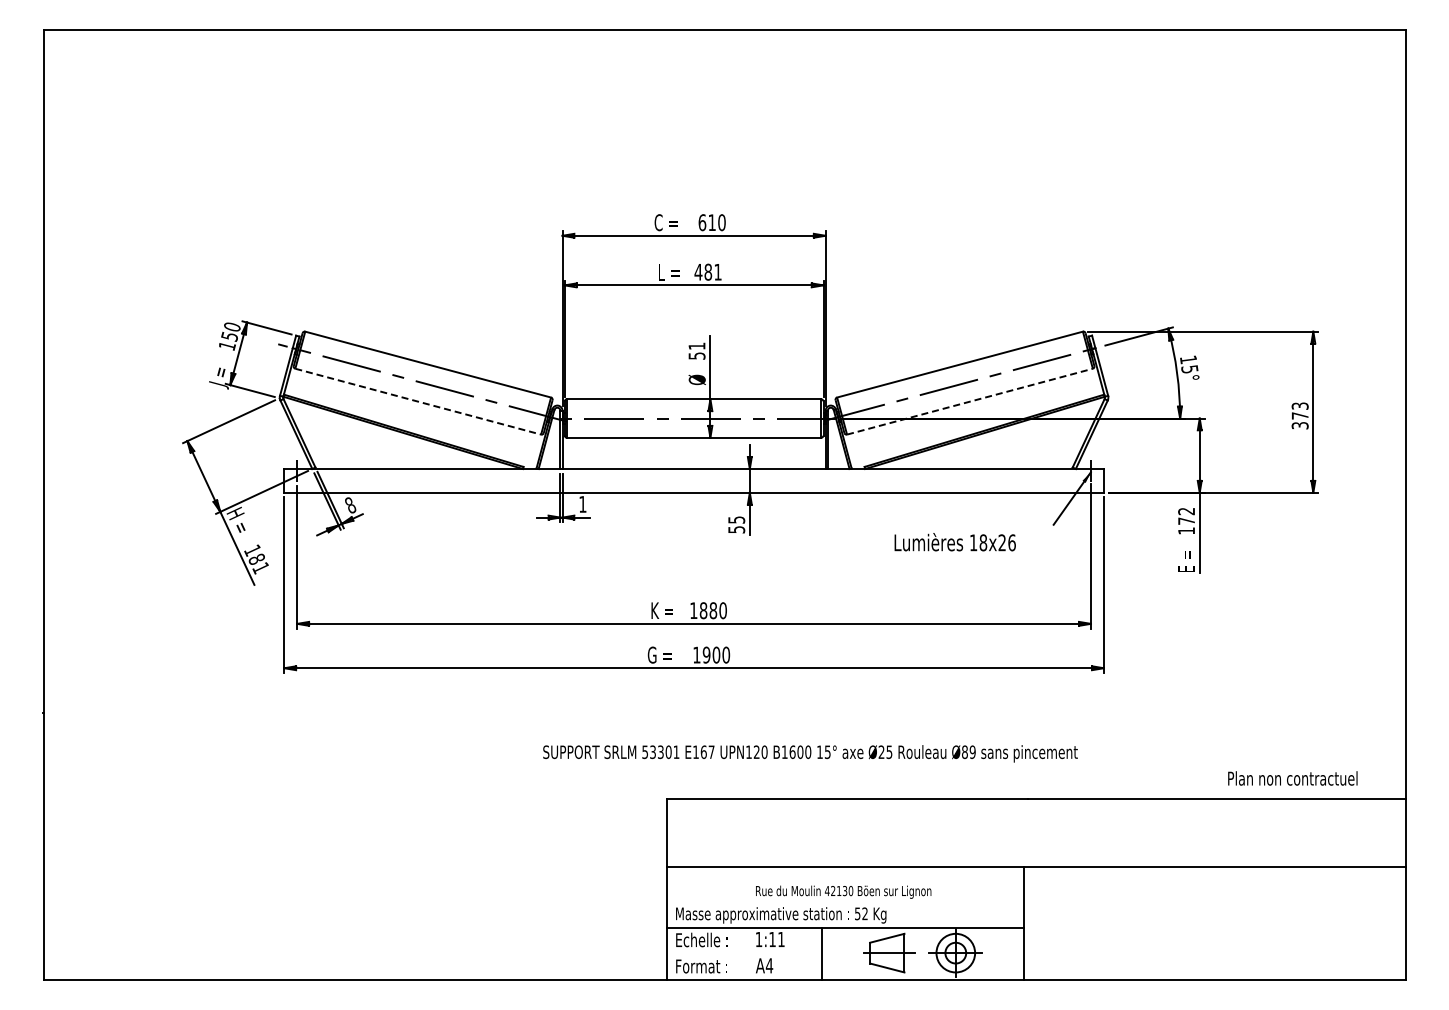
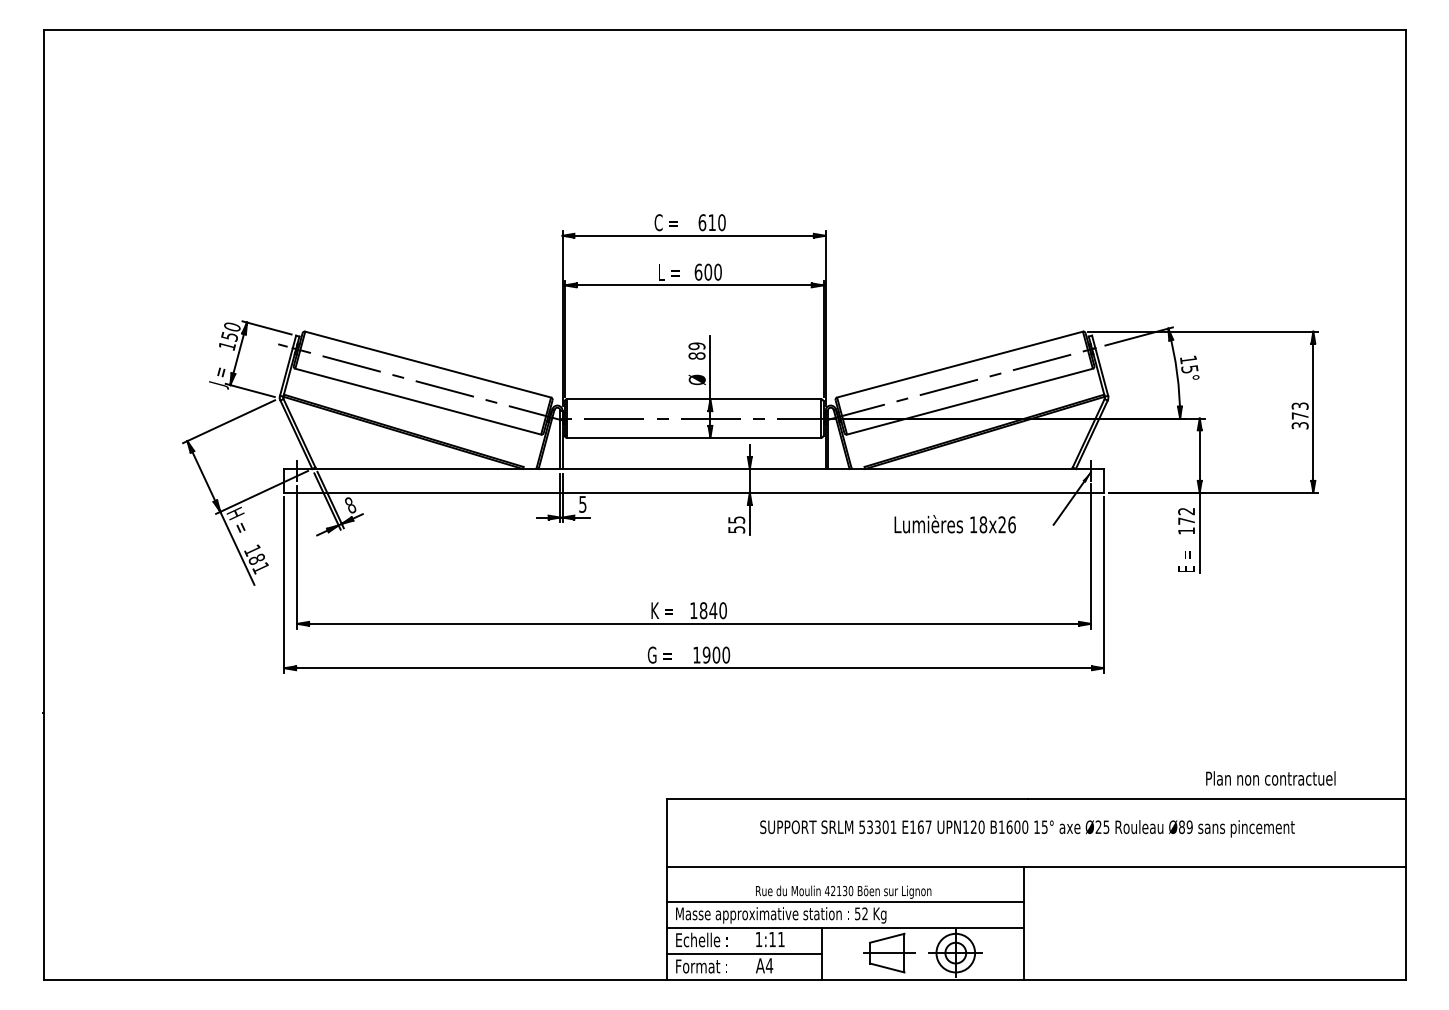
text: 481 -> 600 (707, 271)
text: 51 -> 89 (696, 350)
line: dashed -> solid (418, 401)
line: dashed -> solid (970, 401)
text: 1 -> 5 (582, 504)
text position: (954, 542) -> (954, 524) (954, 524)
text: 1880 -> 1840 (713, 610)
text position: (810, 753) -> (1027, 828) (1027, 828)
text position: (1292, 778) -> (1270, 778) (1270, 778)
line: none -> present (845, 901)
line: none -> present (744, 953)
